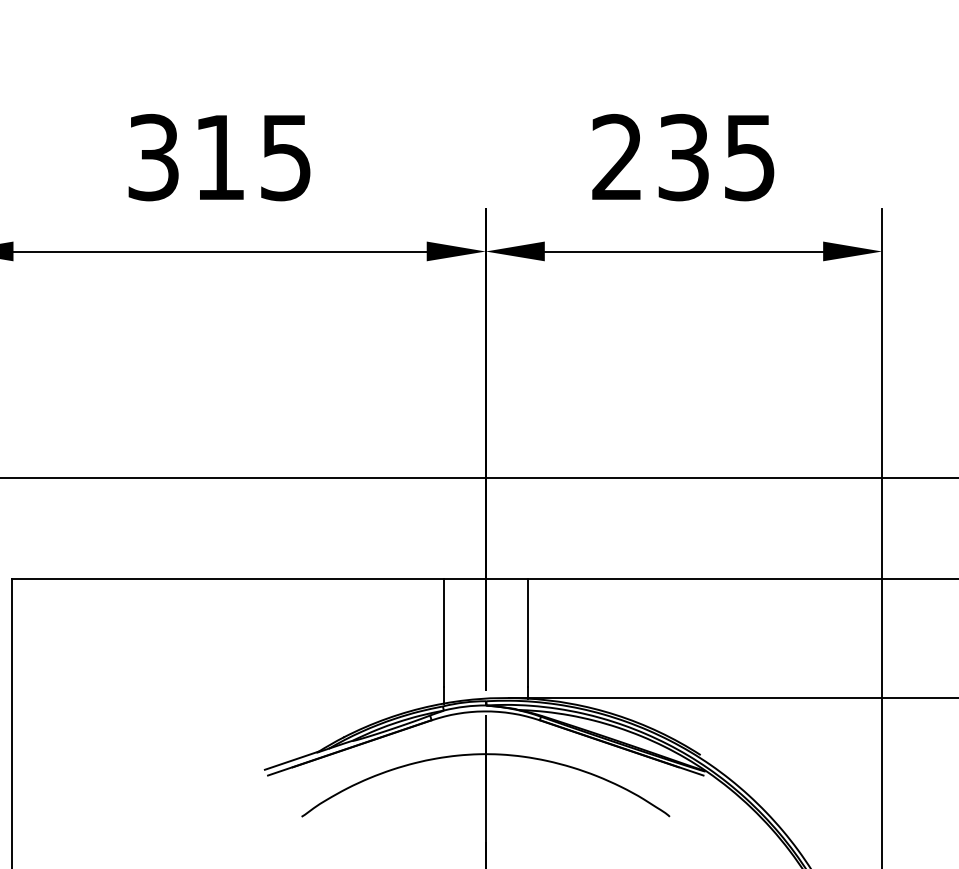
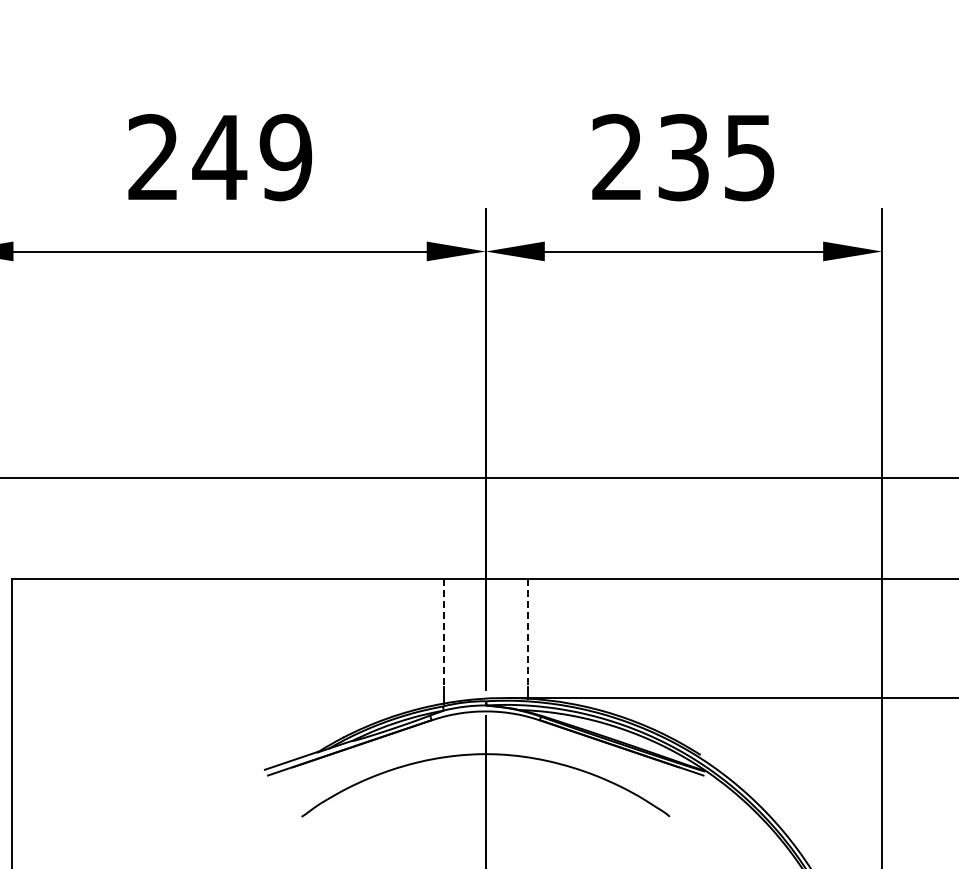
text: 315 -> 249 (220, 157)
line: solid -> dashed (443, 633)
line: solid -> dashed (527, 633)
